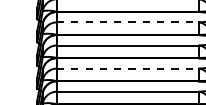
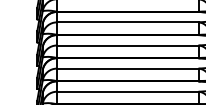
line: dashed -> solid (128, 22)
line: dashed -> solid (128, 68)
